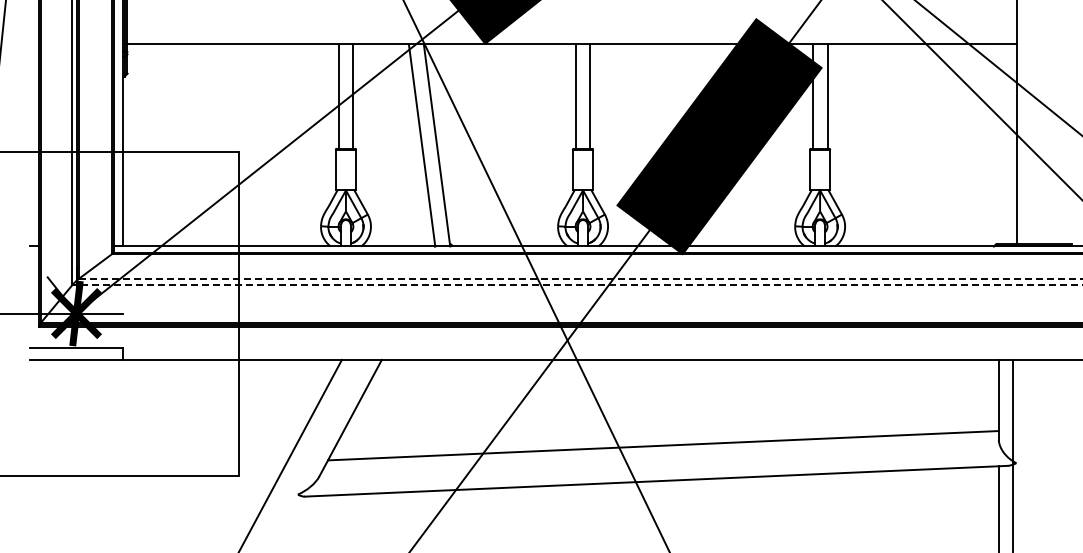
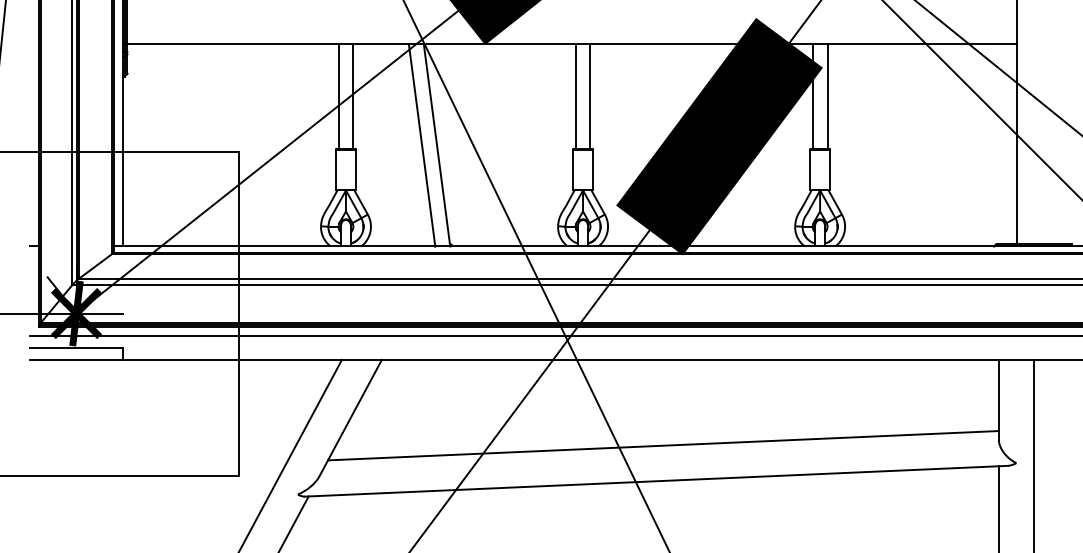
line: dashed -> solid (581, 279)
line: dashed -> solid (577, 285)
line: none -> present (554, 335)
line position: (1013, 454) -> (1034, 454) (1034, 454)
line: none -> present (294, 522)
